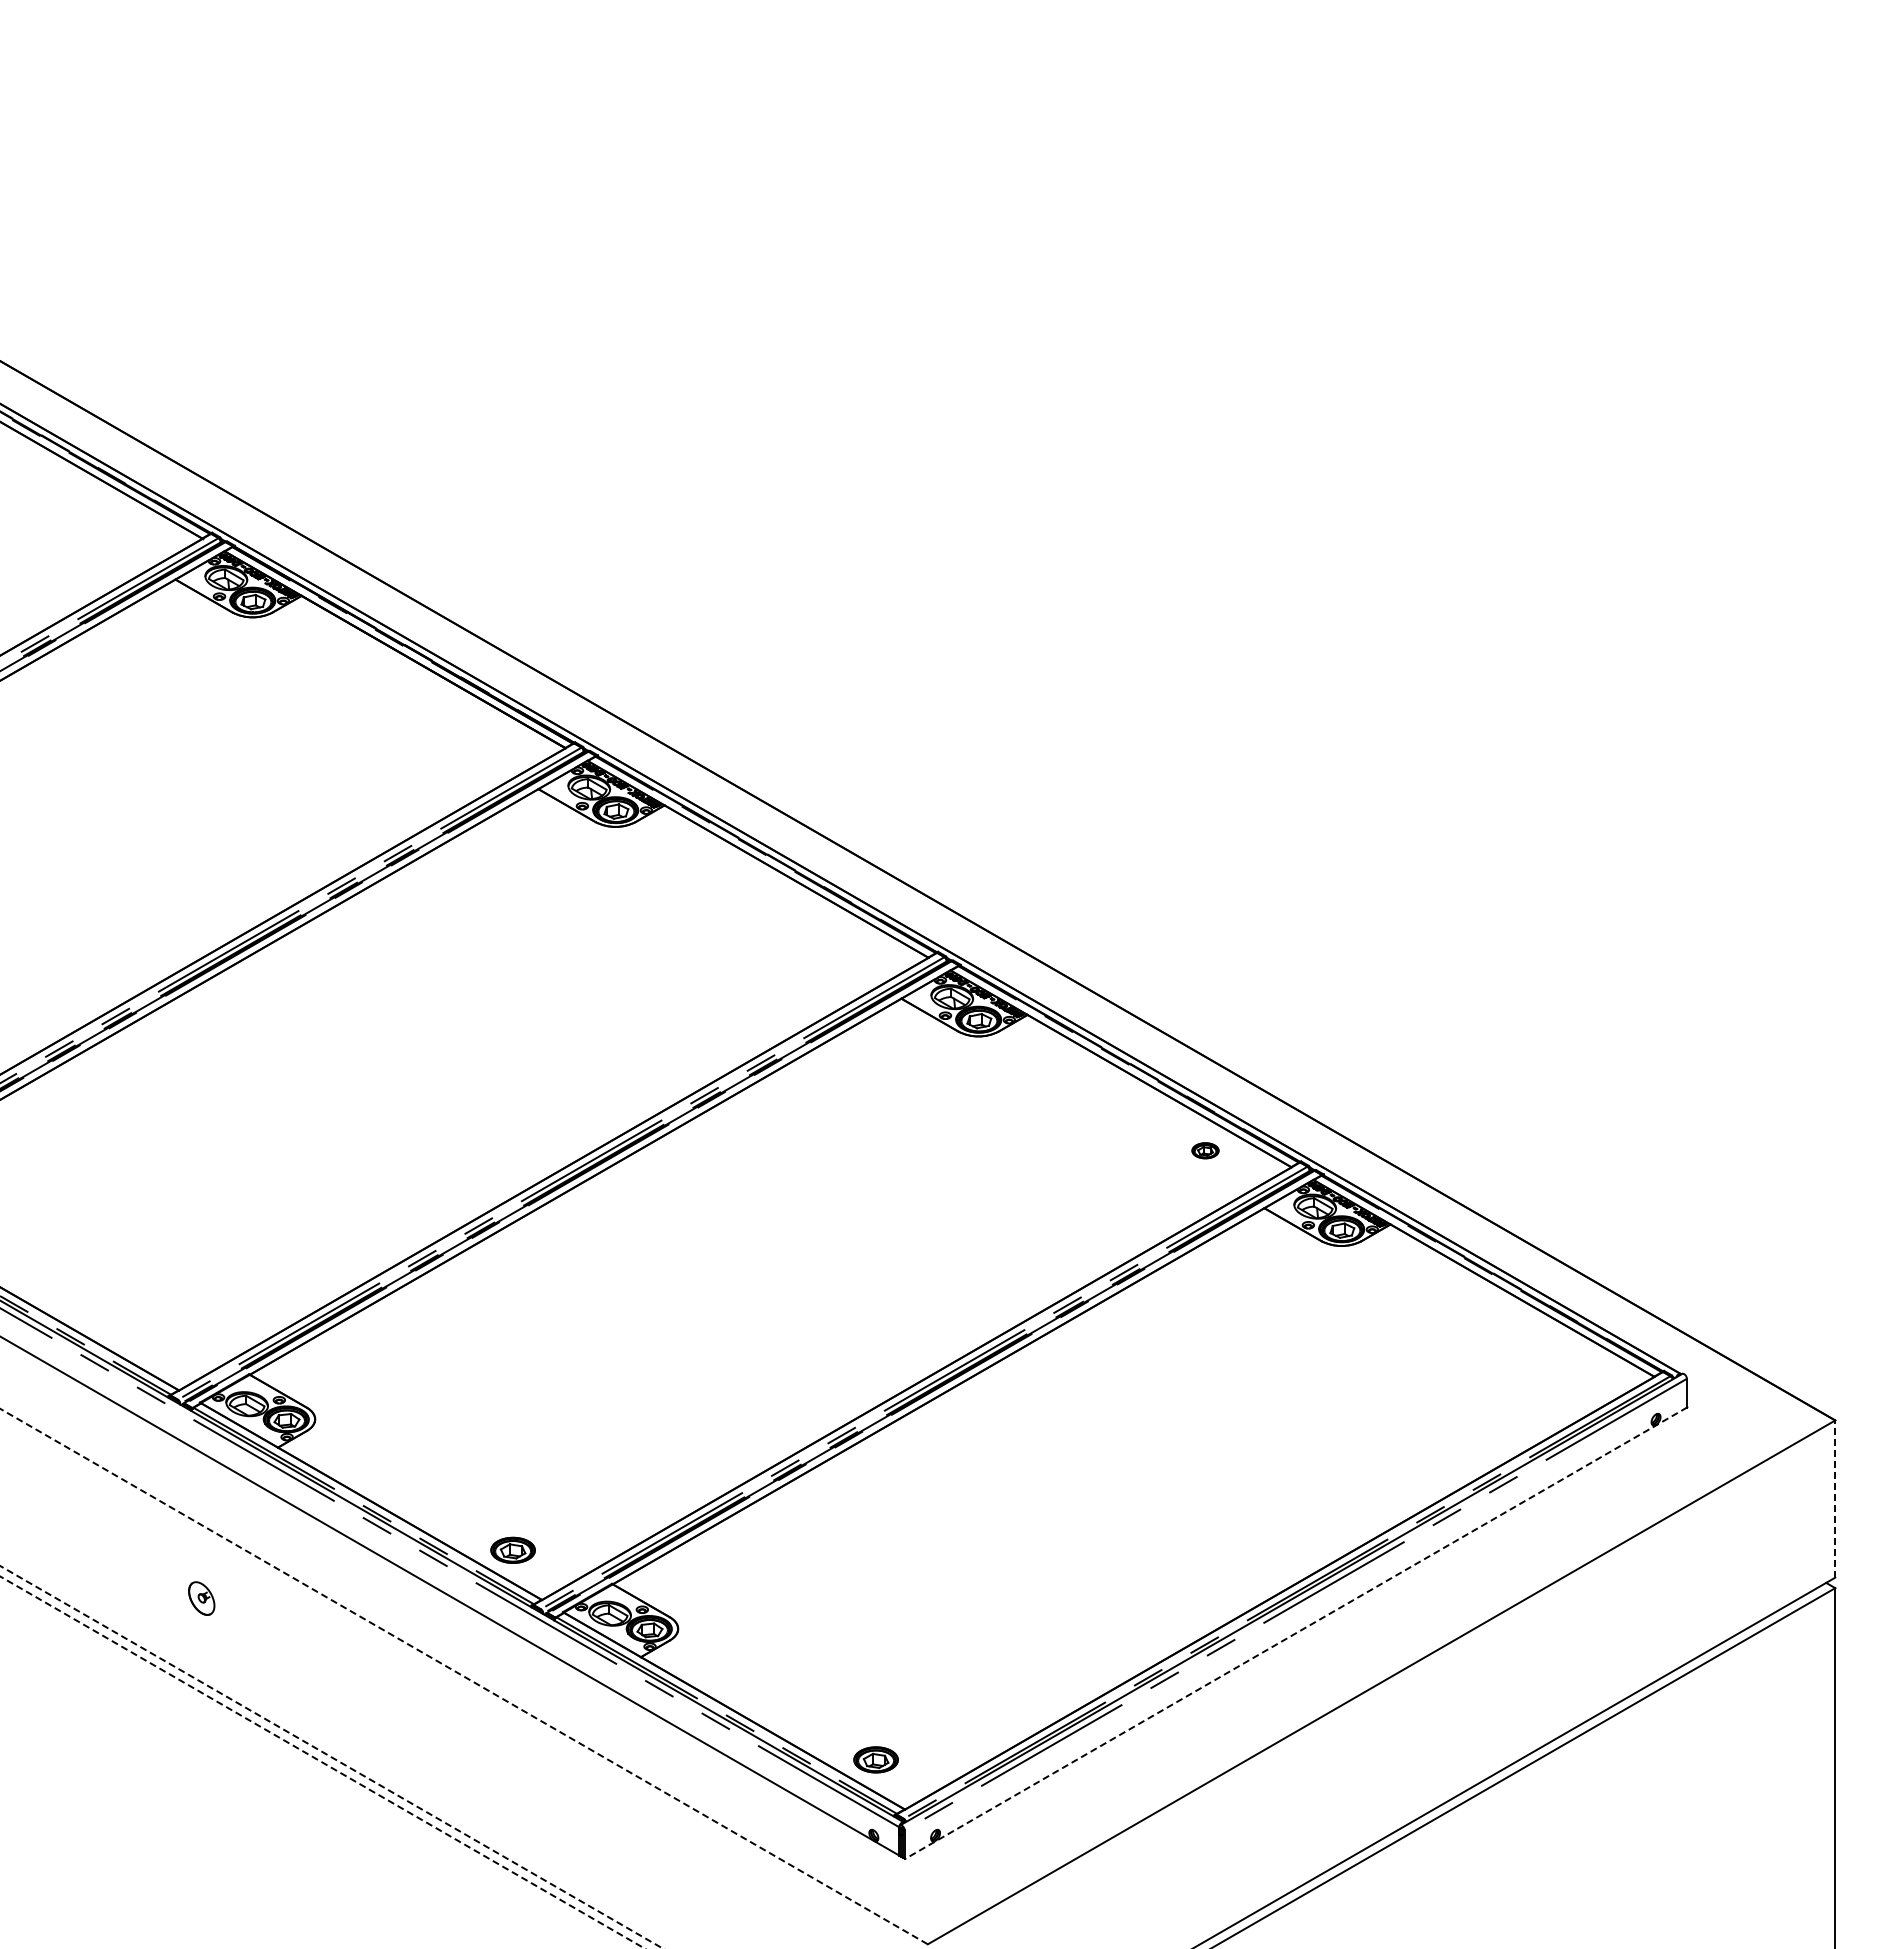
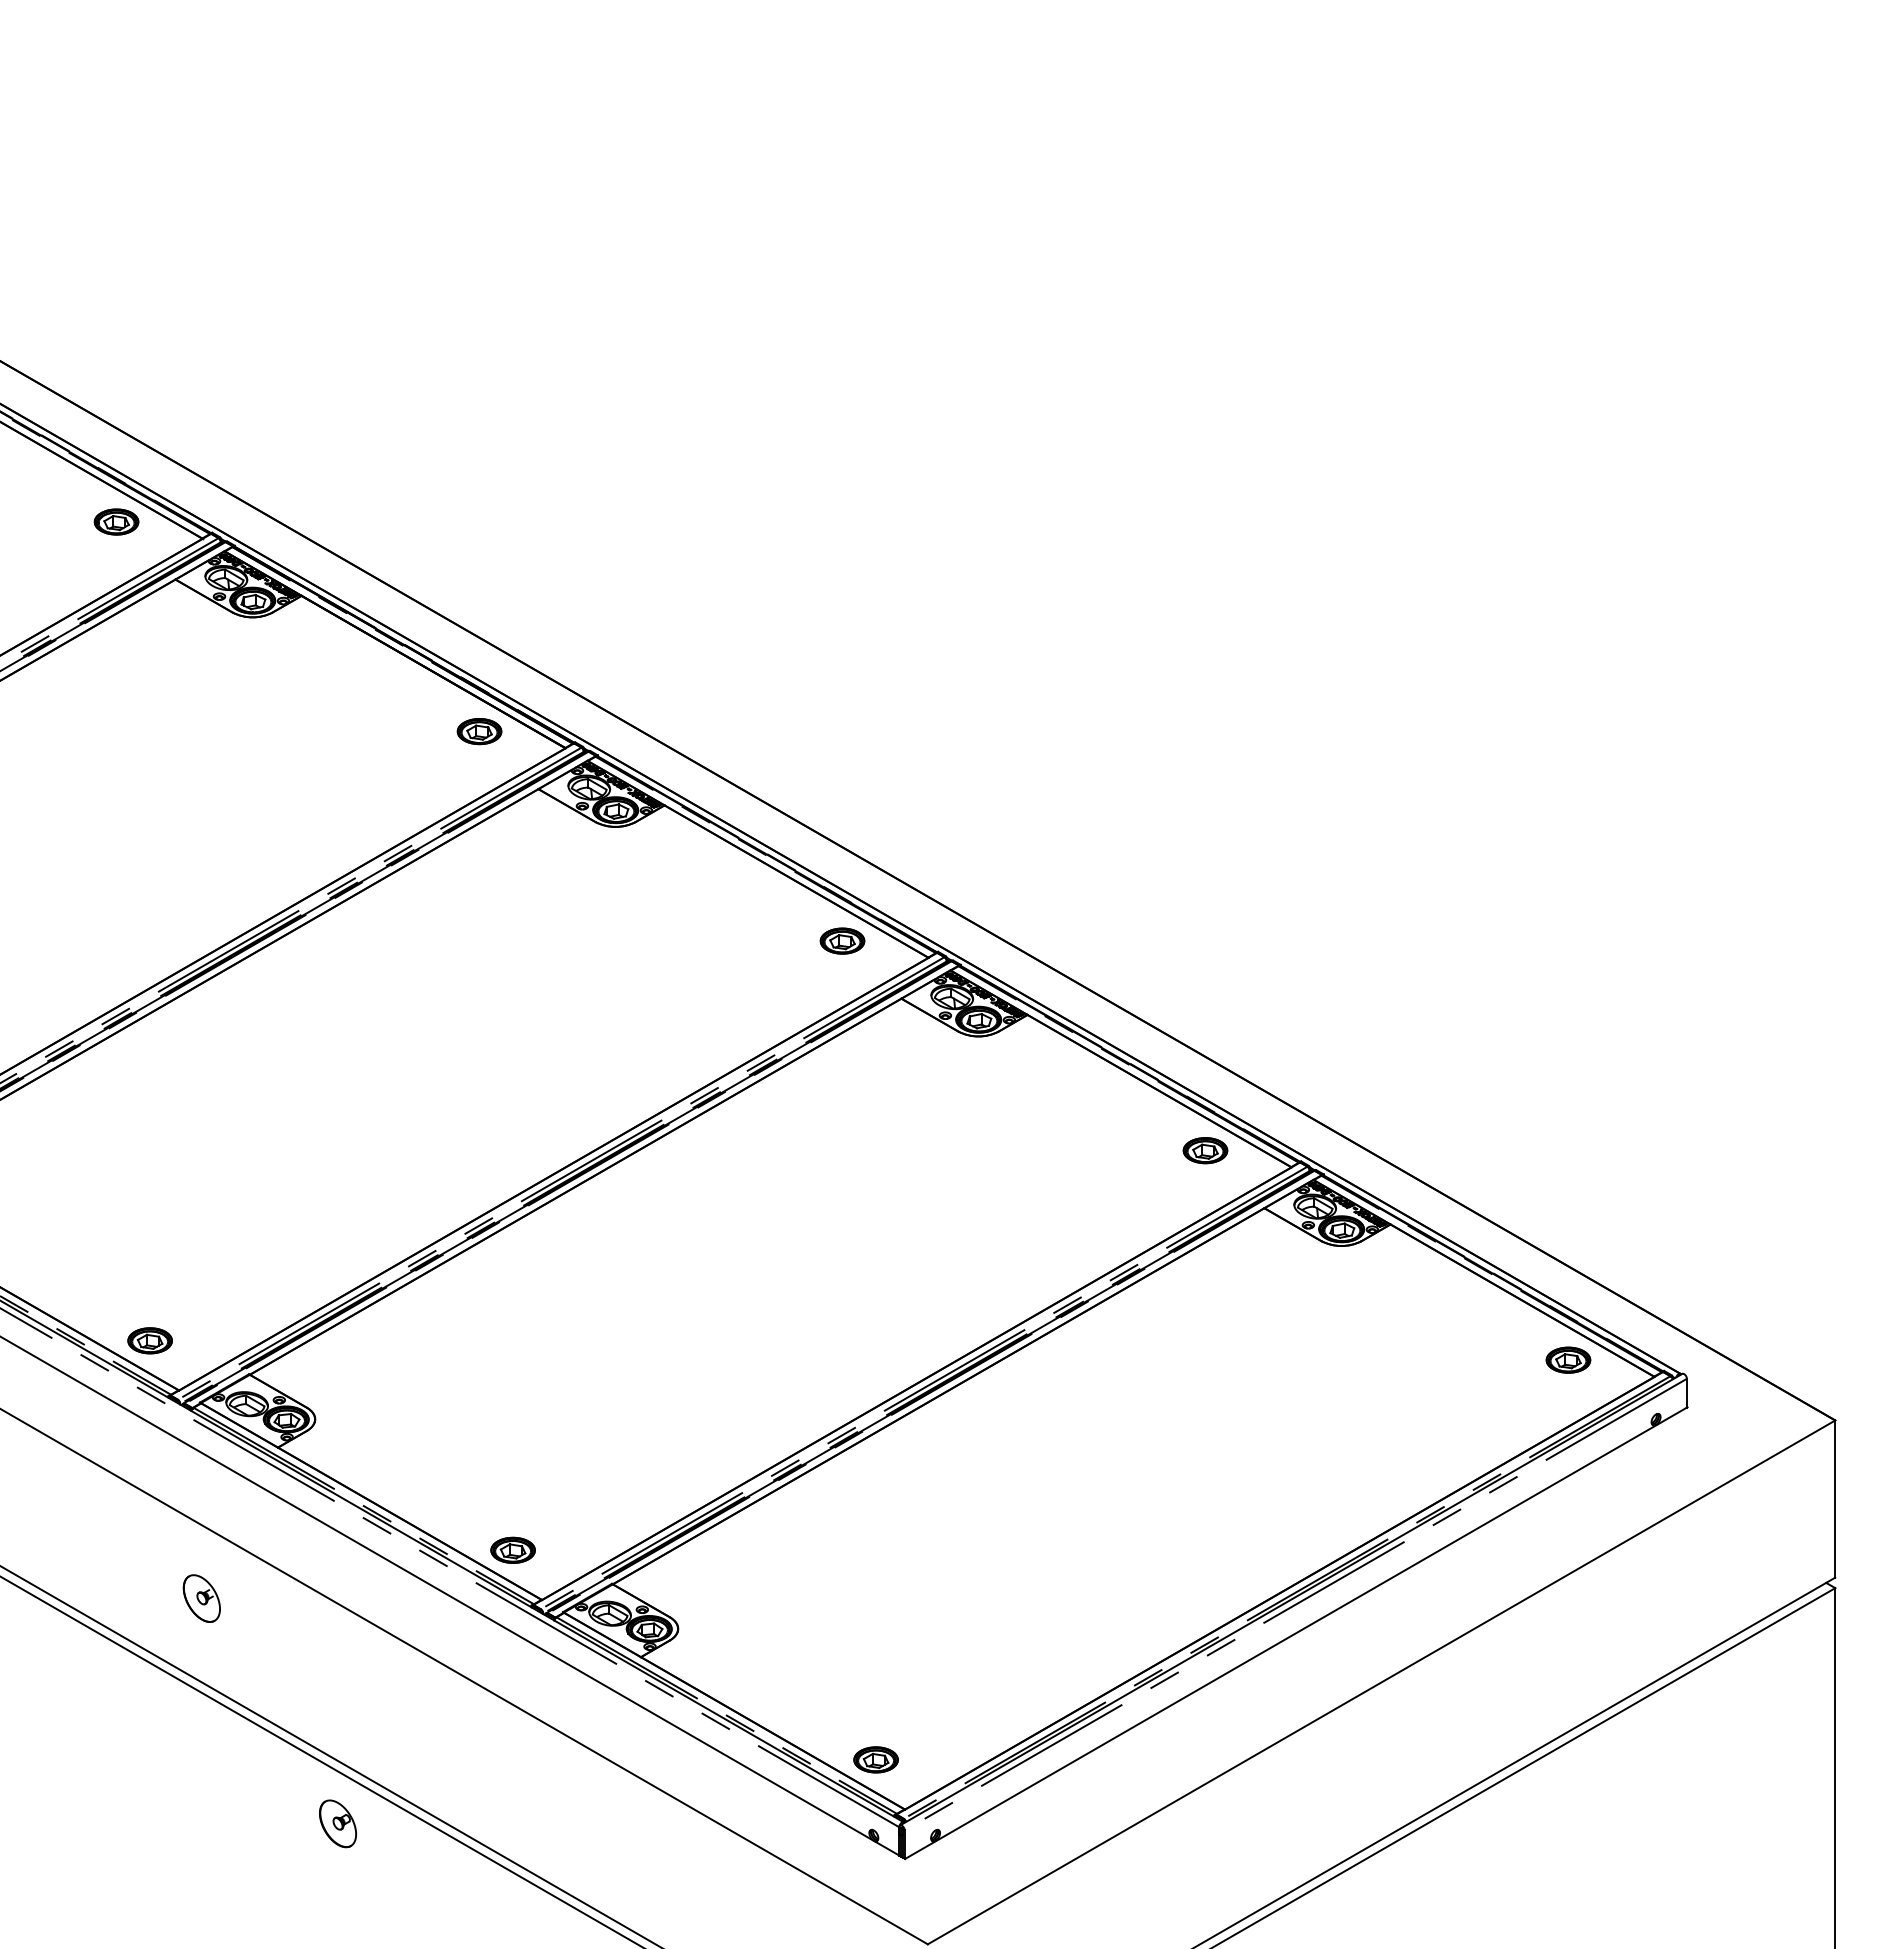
part: none -> present (116, 521)
part: none -> present (479, 731)
part: none -> present (842, 940)
part size: 29x18 px -> 47x28 px (1205, 1150)
part: none -> present (149, 1340)
part: none -> present (1568, 1359)
line: dashed -> solid (1835, 1499)
part size: 28x35 px -> 39x49 px (201, 1598)
line: dashed -> solid (1296, 1633)
line: dashed -> solid (464, 1676)
line: dashed -> solid (332, 1757)
line: dashed -> solid (322, 1762)
part: none -> present (337, 1823)
